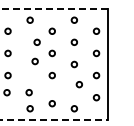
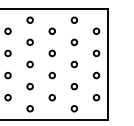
line: dashed -> solid (53, 9)
circle position: (36, 41) -> (29, 41) (29, 41)
circle position: (34, 61) -> (29, 64) (29, 64)
circle position: (78, 84) -> (73, 86) (73, 86)
circle position: (6, 92) -> (7, 97) (7, 97)
circle position: (28, 92) -> (29, 86) (29, 86)
circle position: (51, 103) -> (51, 97) (51, 97)
line: dashed -> solid (54, 119)
